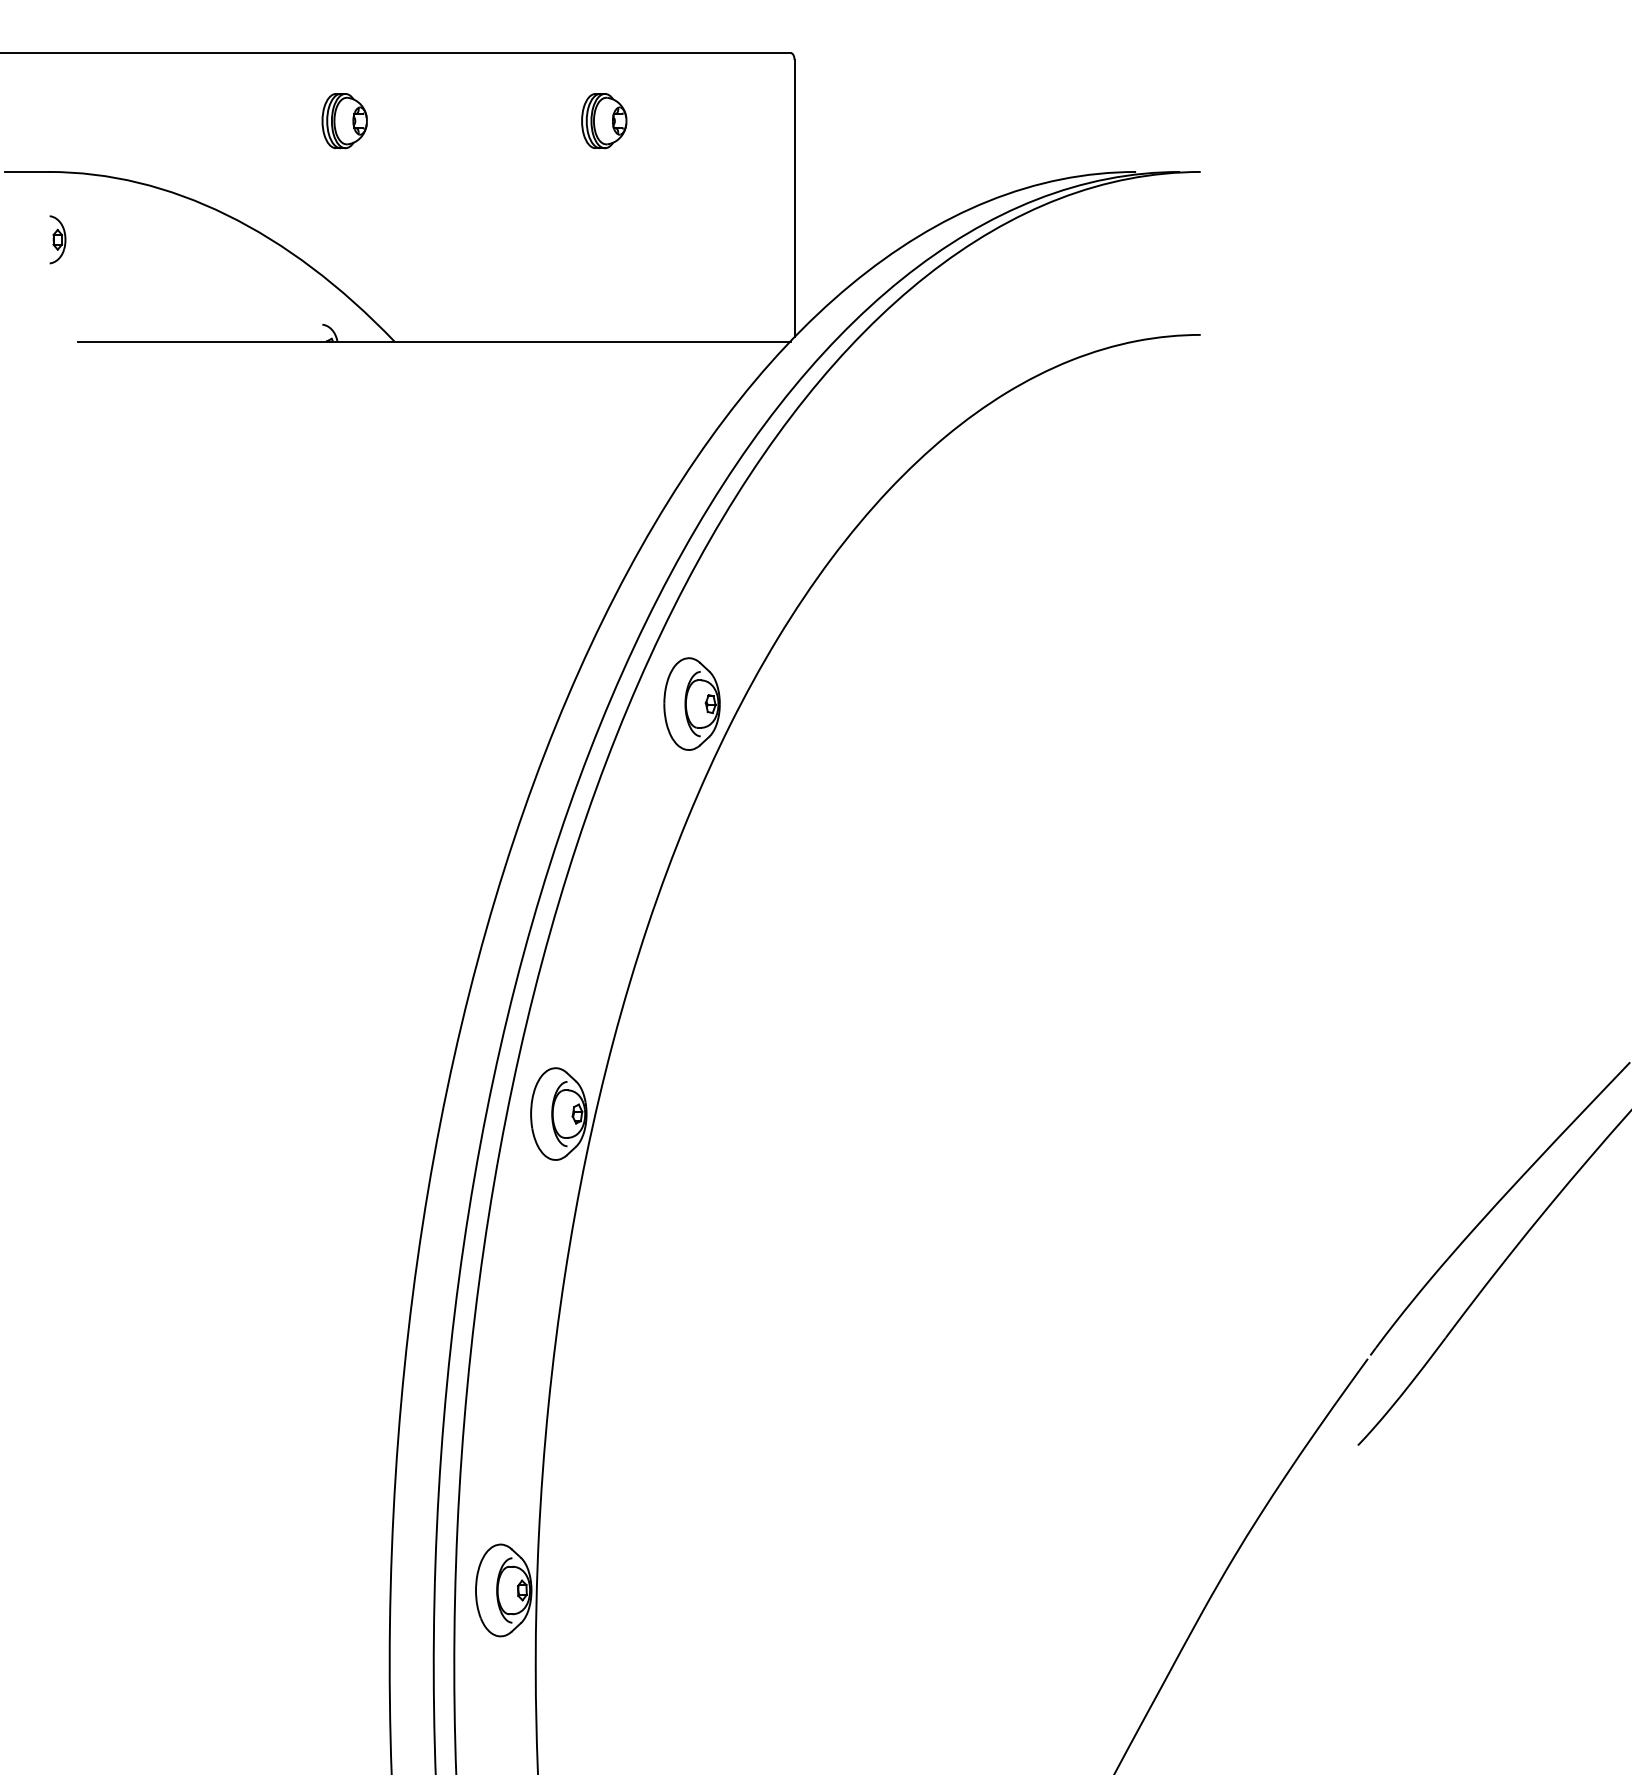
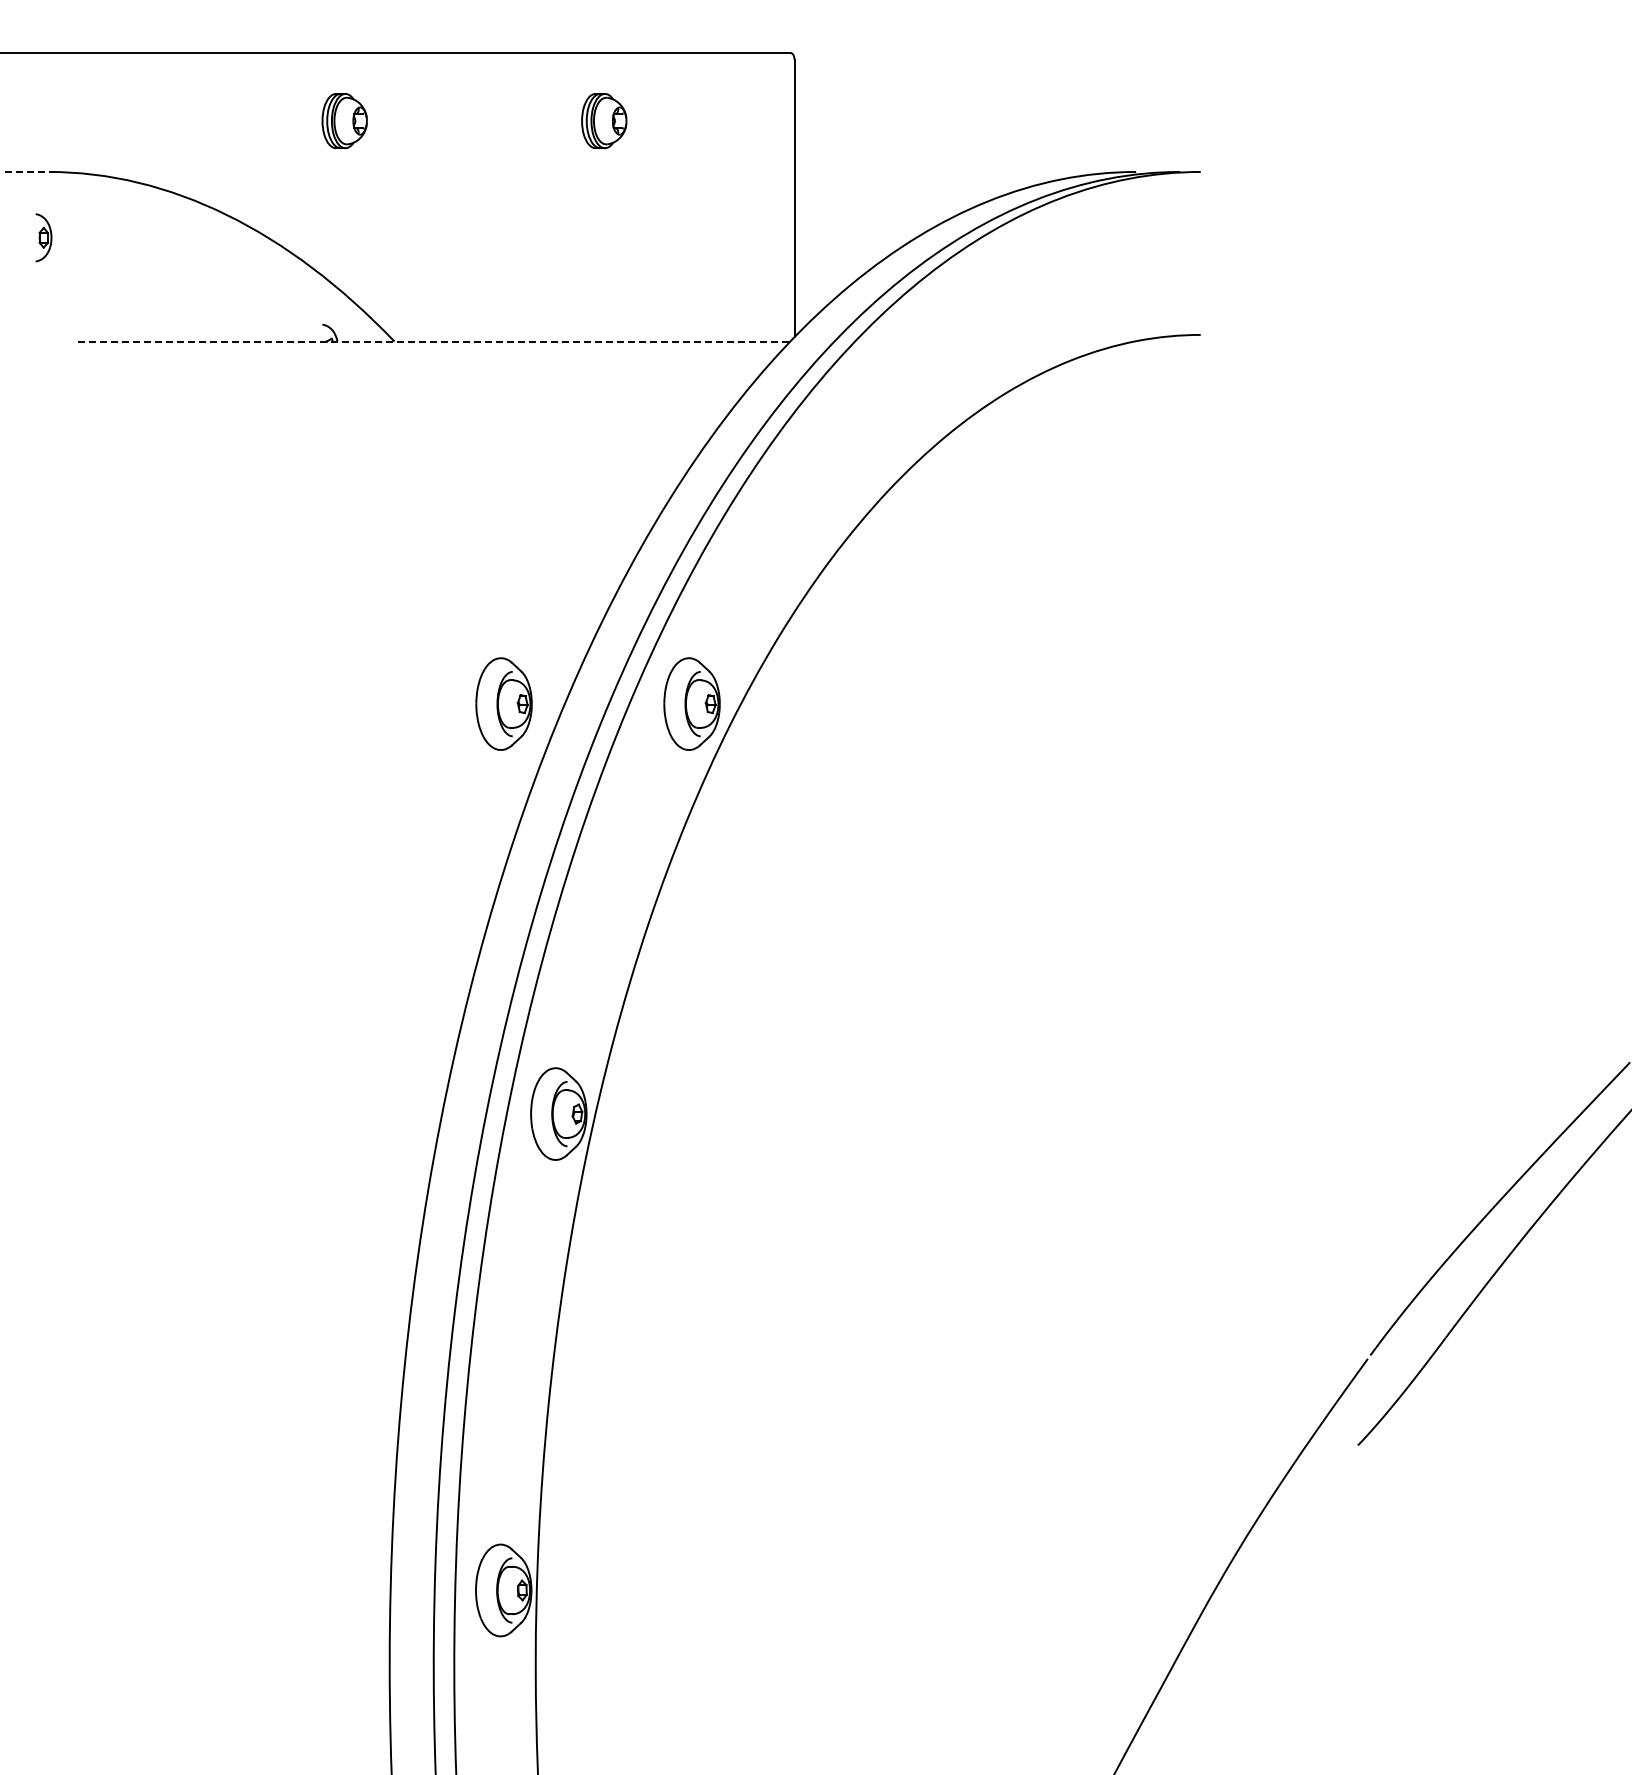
line: solid -> dashed (27, 171)
part position: (57, 239) -> (43, 237) (43, 237)
line: solid -> dashed (434, 341)
part: none -> present (503, 703)
